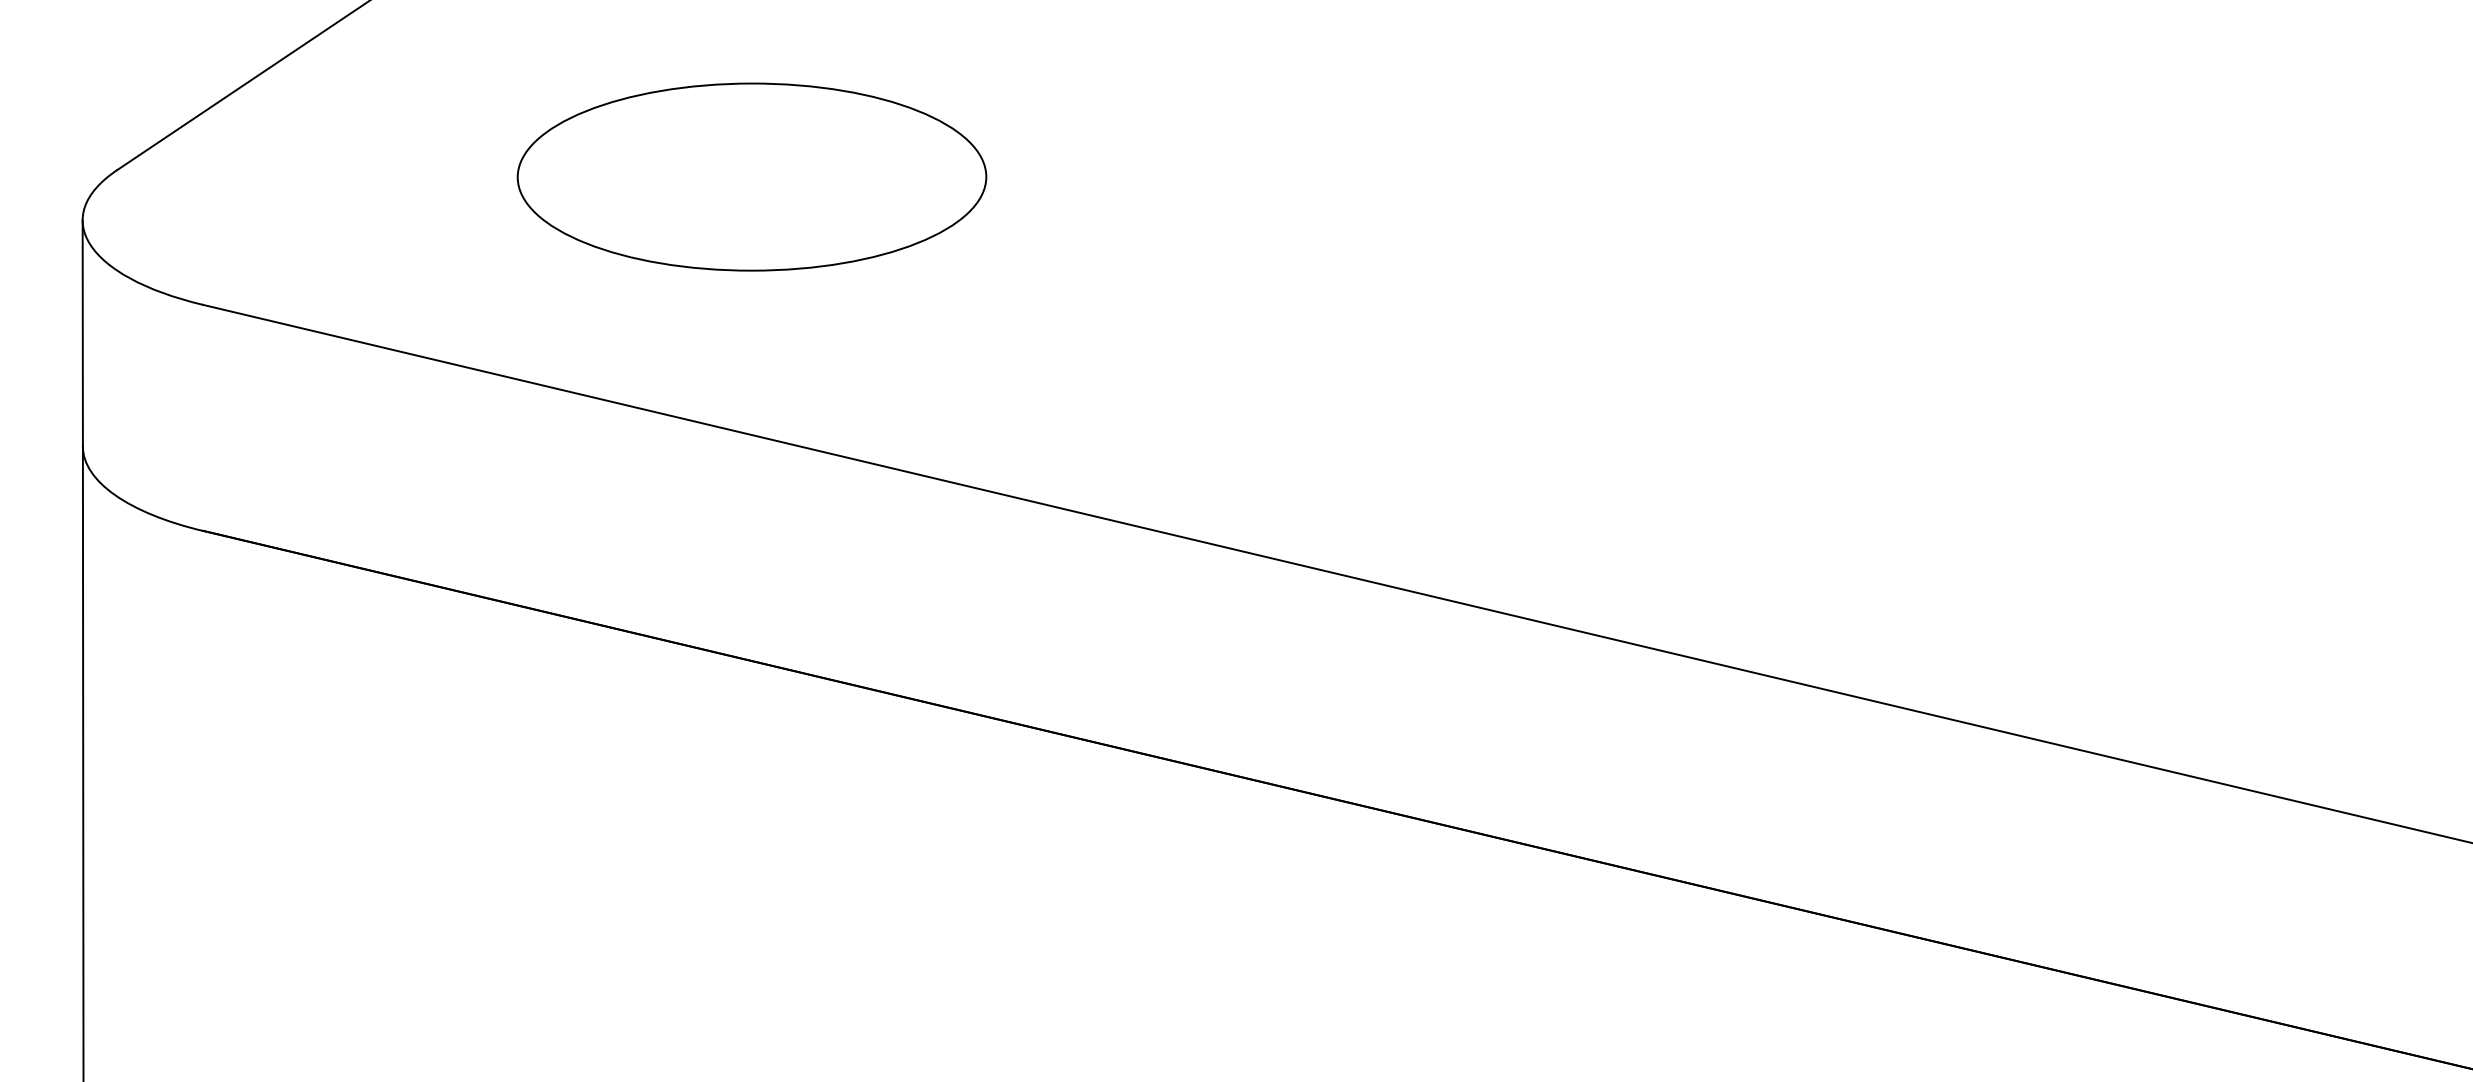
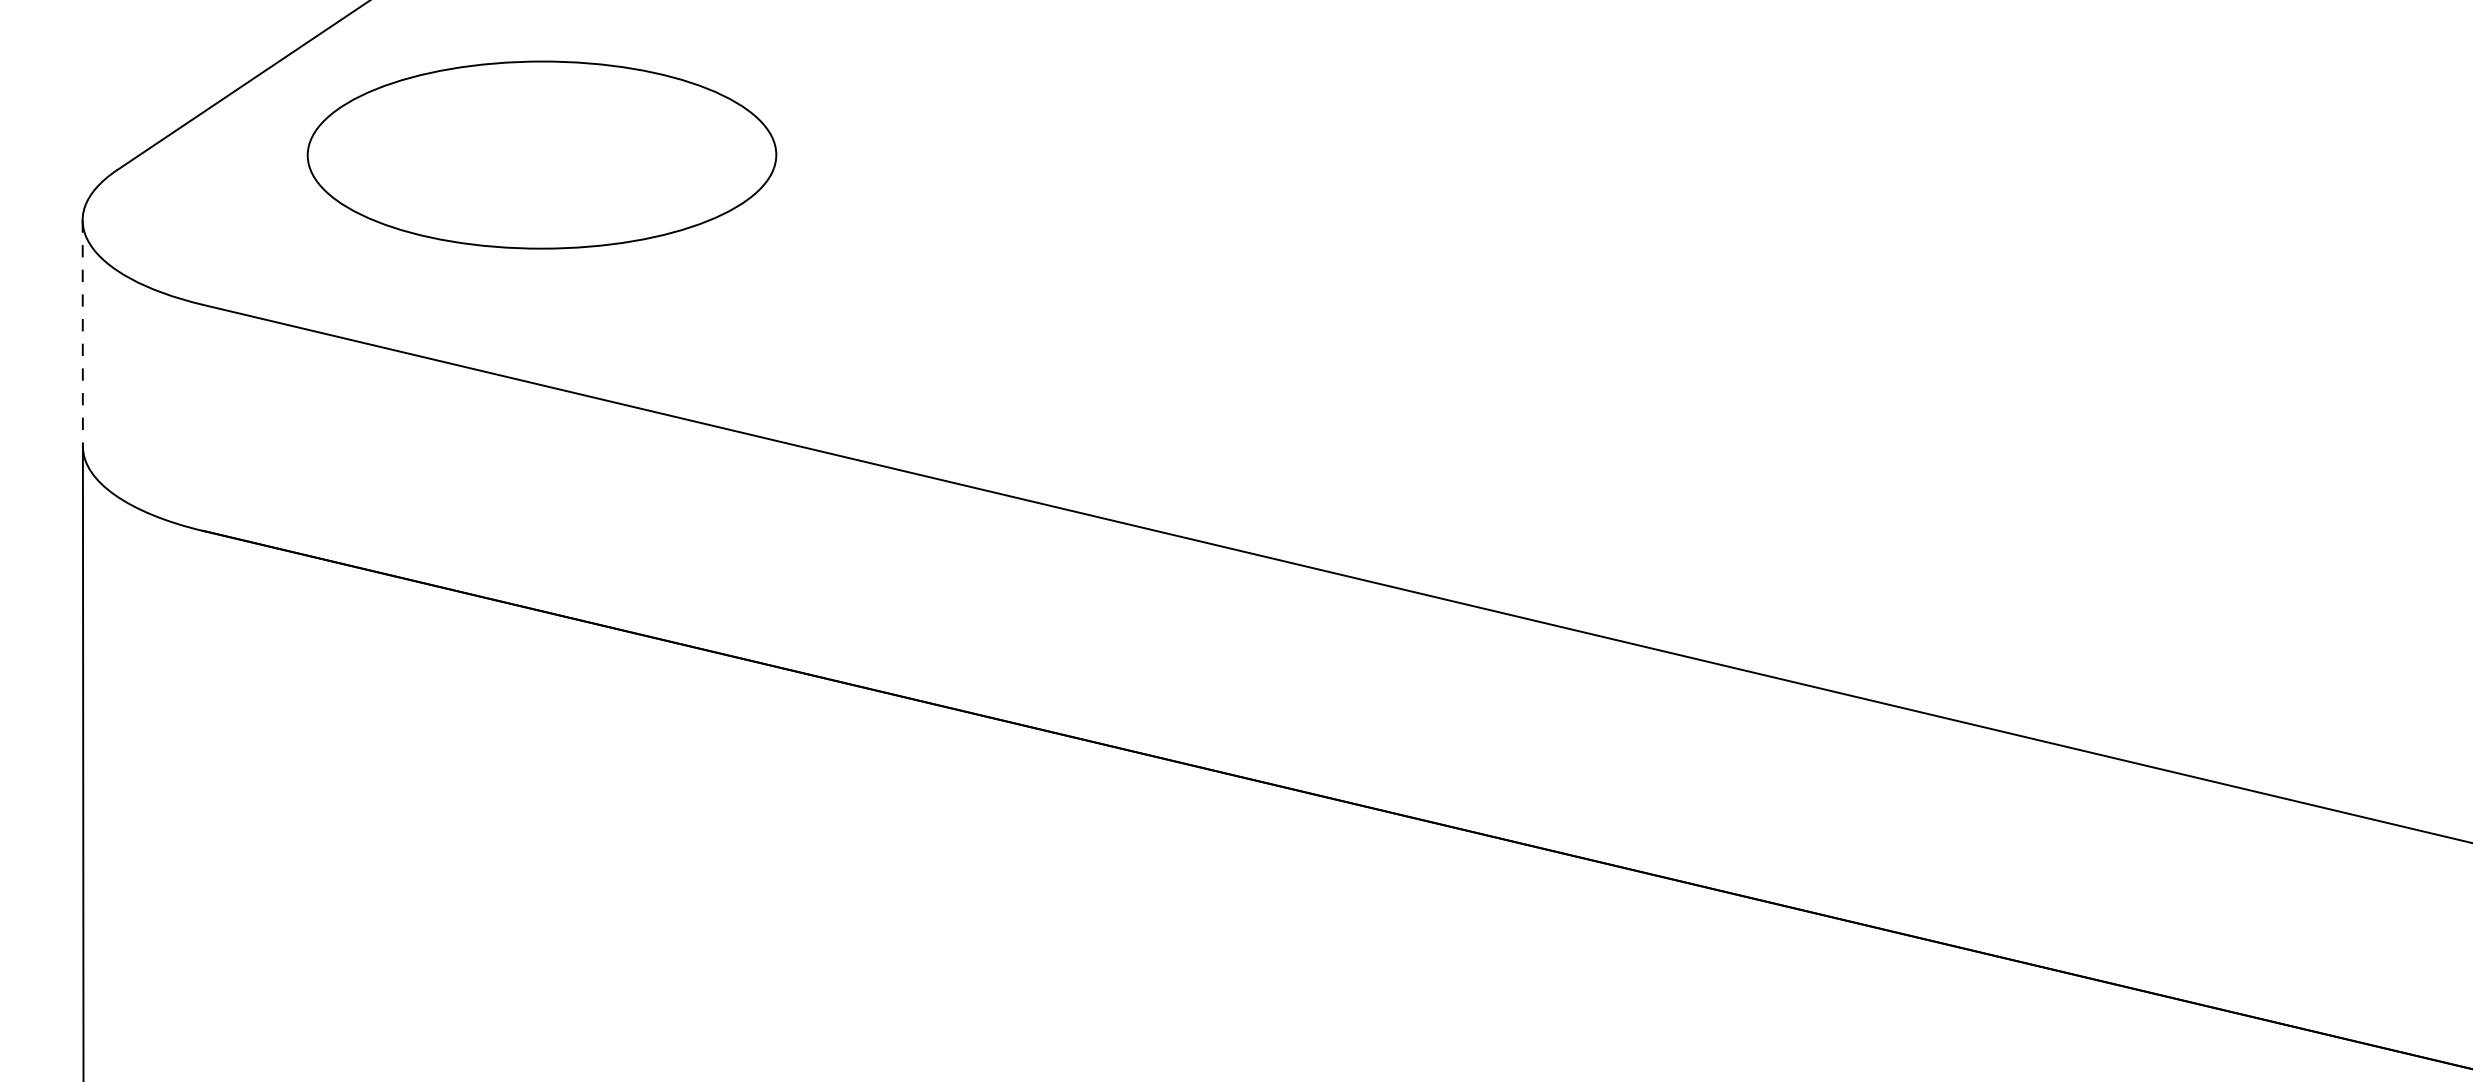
part position: (751, 176) -> (541, 154) (541, 154)
line: solid -> dashed (82, 333)
